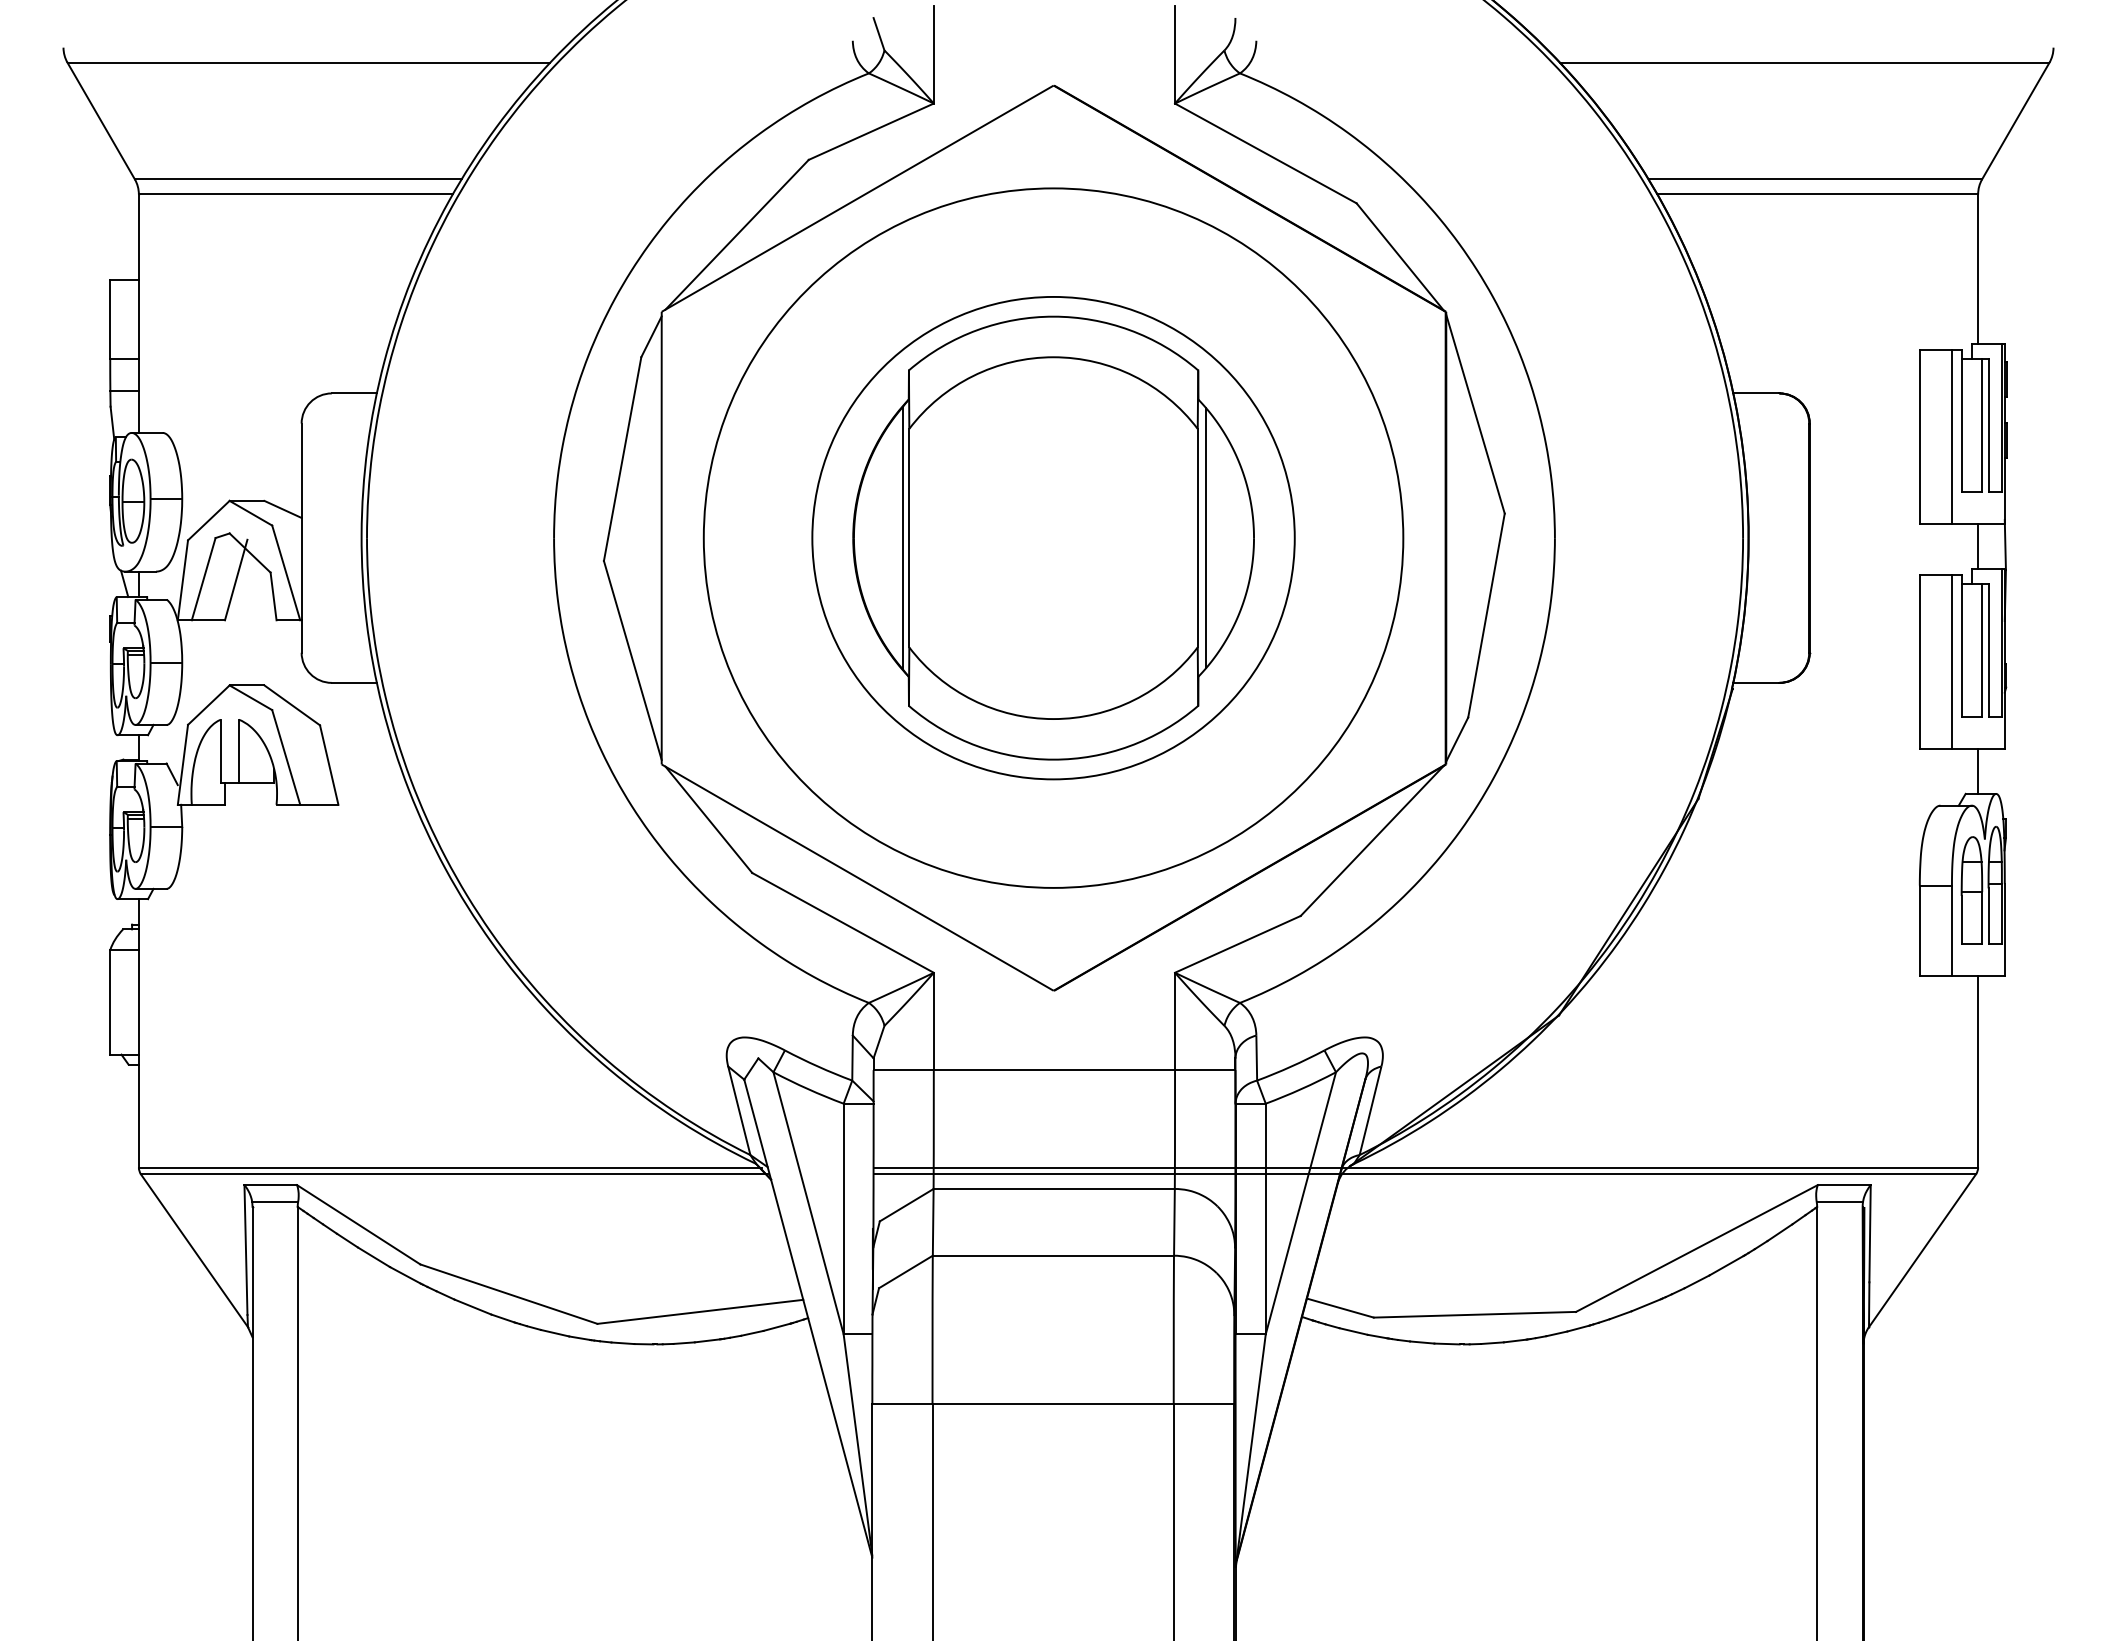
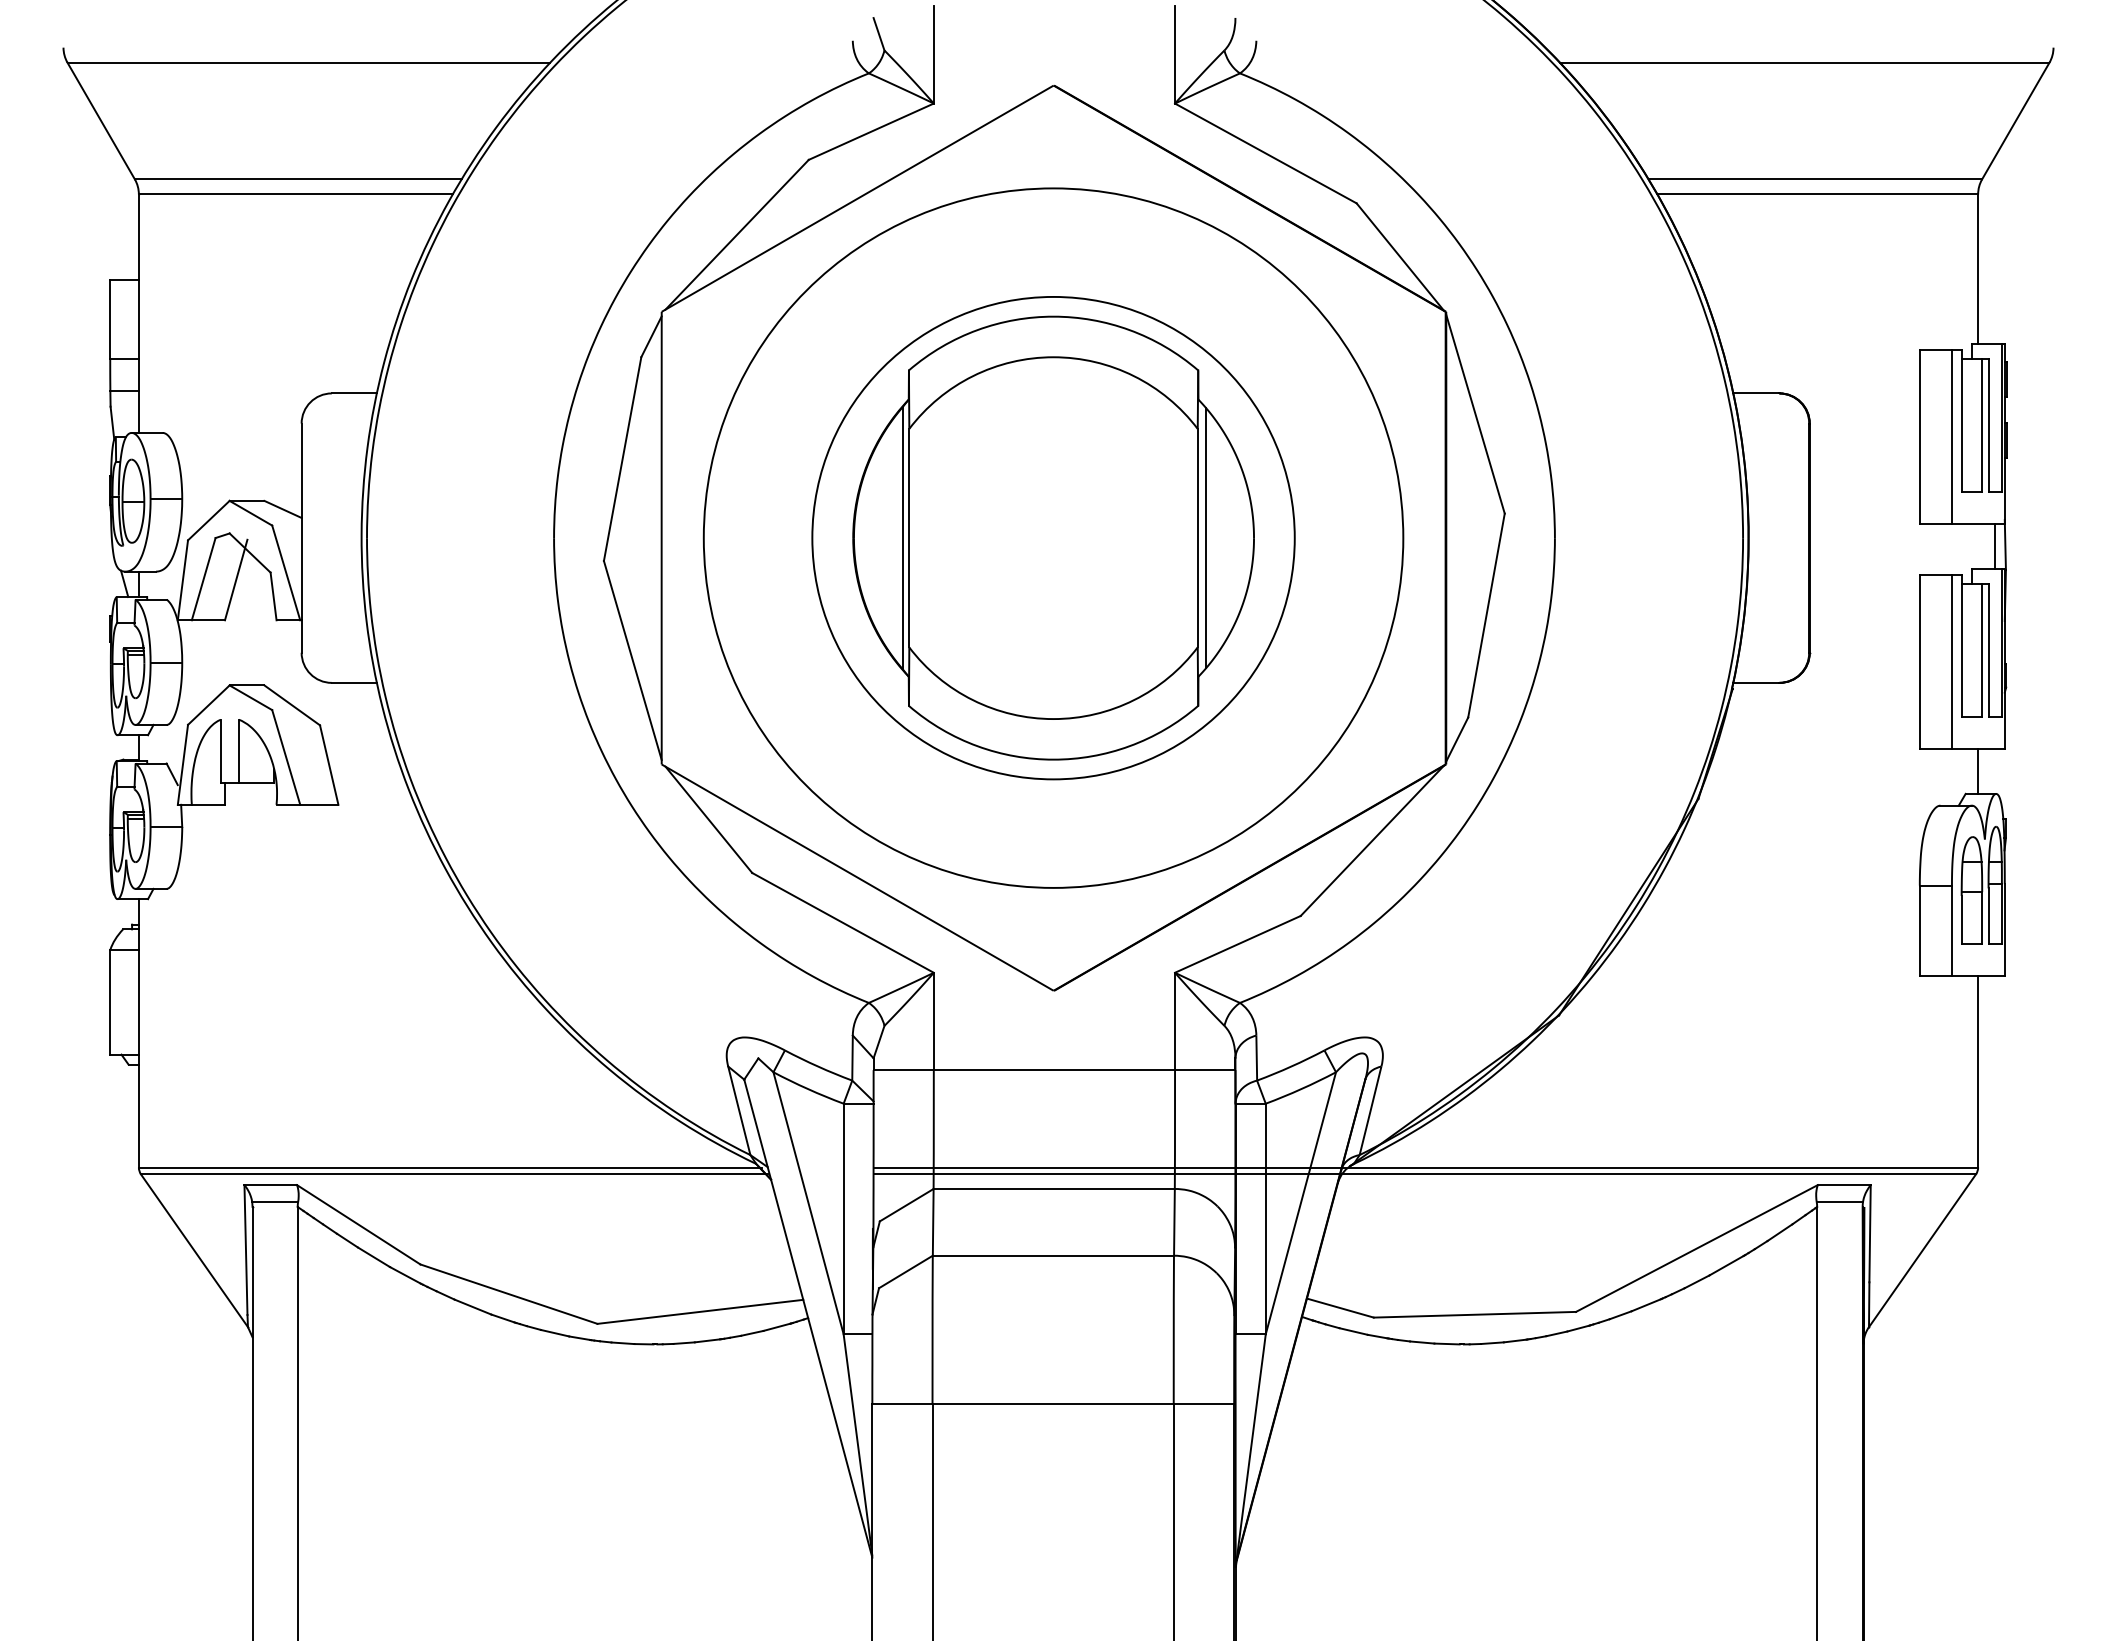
line position: (1978, 546) -> (1995, 546) (1995, 546)
